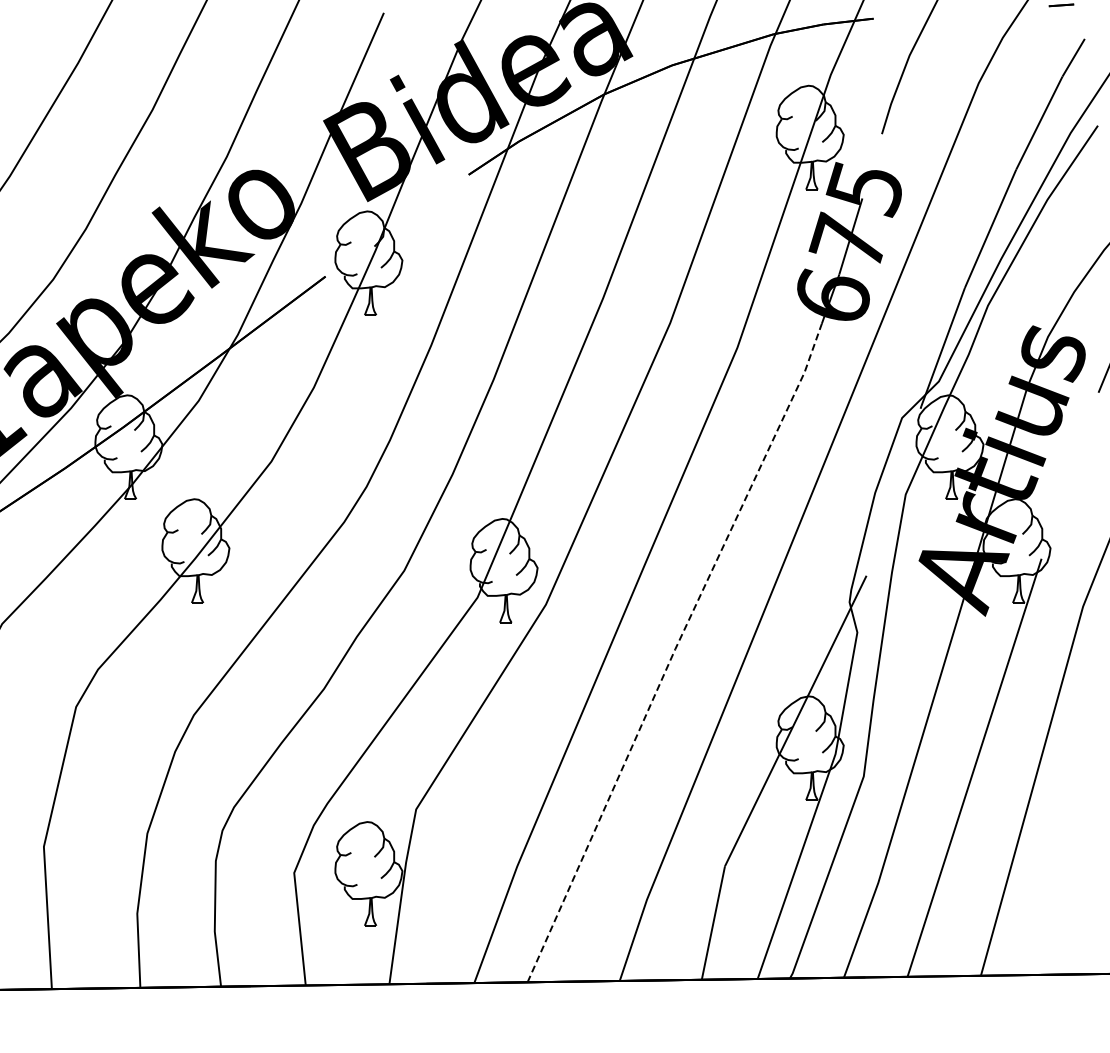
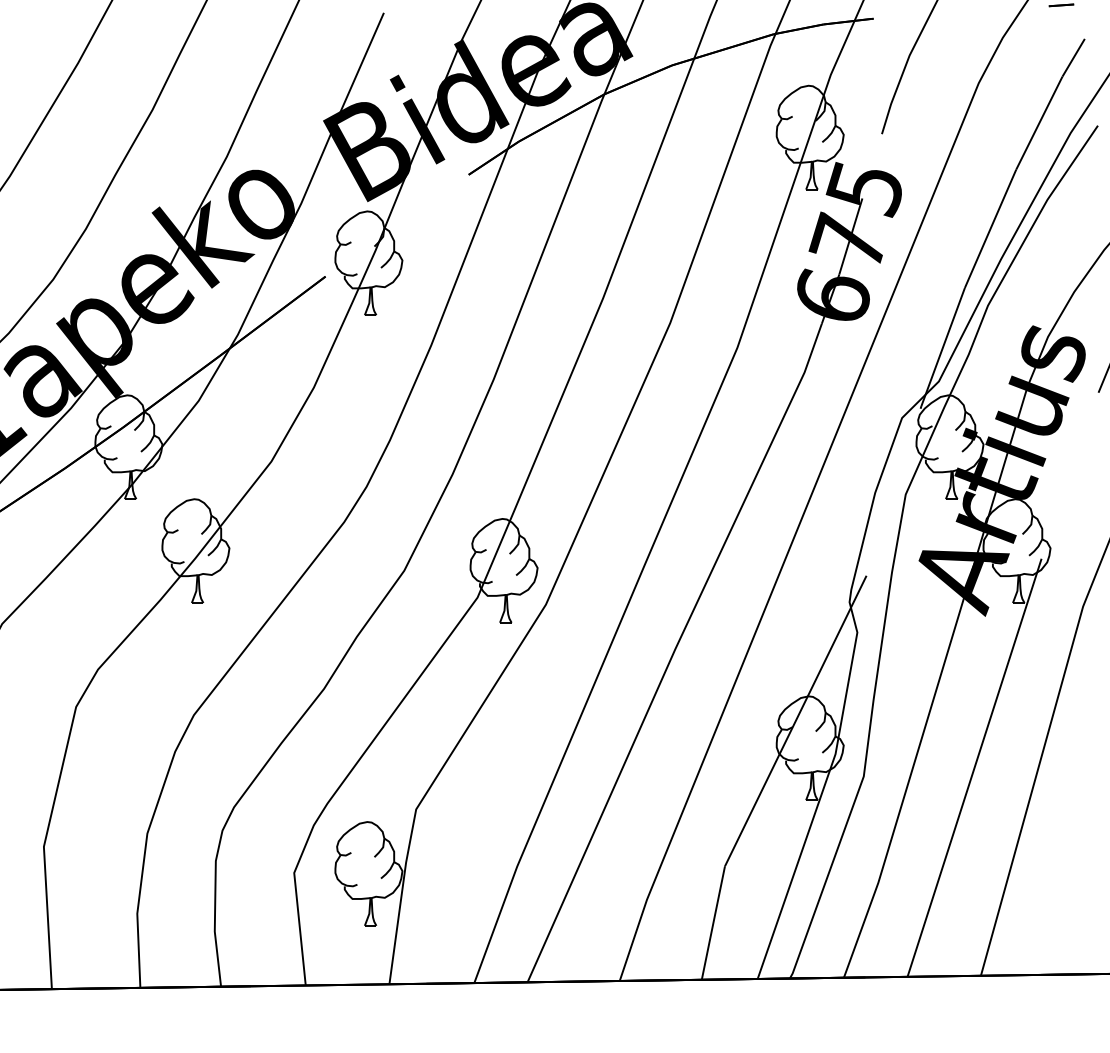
line: dashed -> solid (674, 650)
